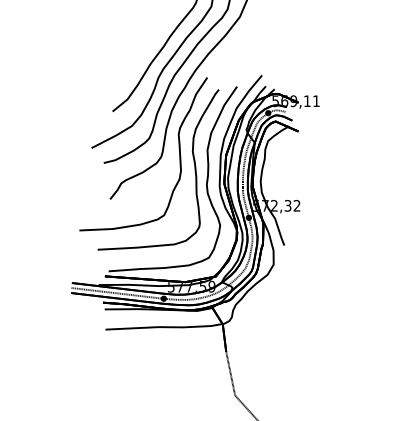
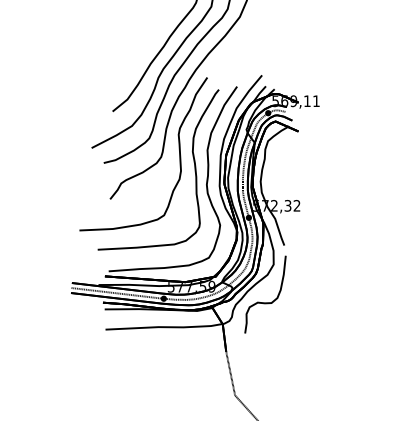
curve: none -> present (265, 302)
